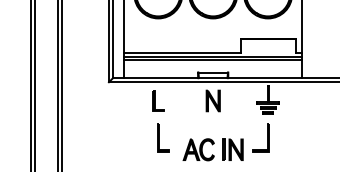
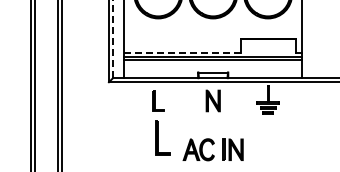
line: solid -> dashed (113, 39)
line: solid -> dashed (181, 52)
part size: 13x30 px -> 16x36 px (162, 137)
part: present -> none (267, 137)
